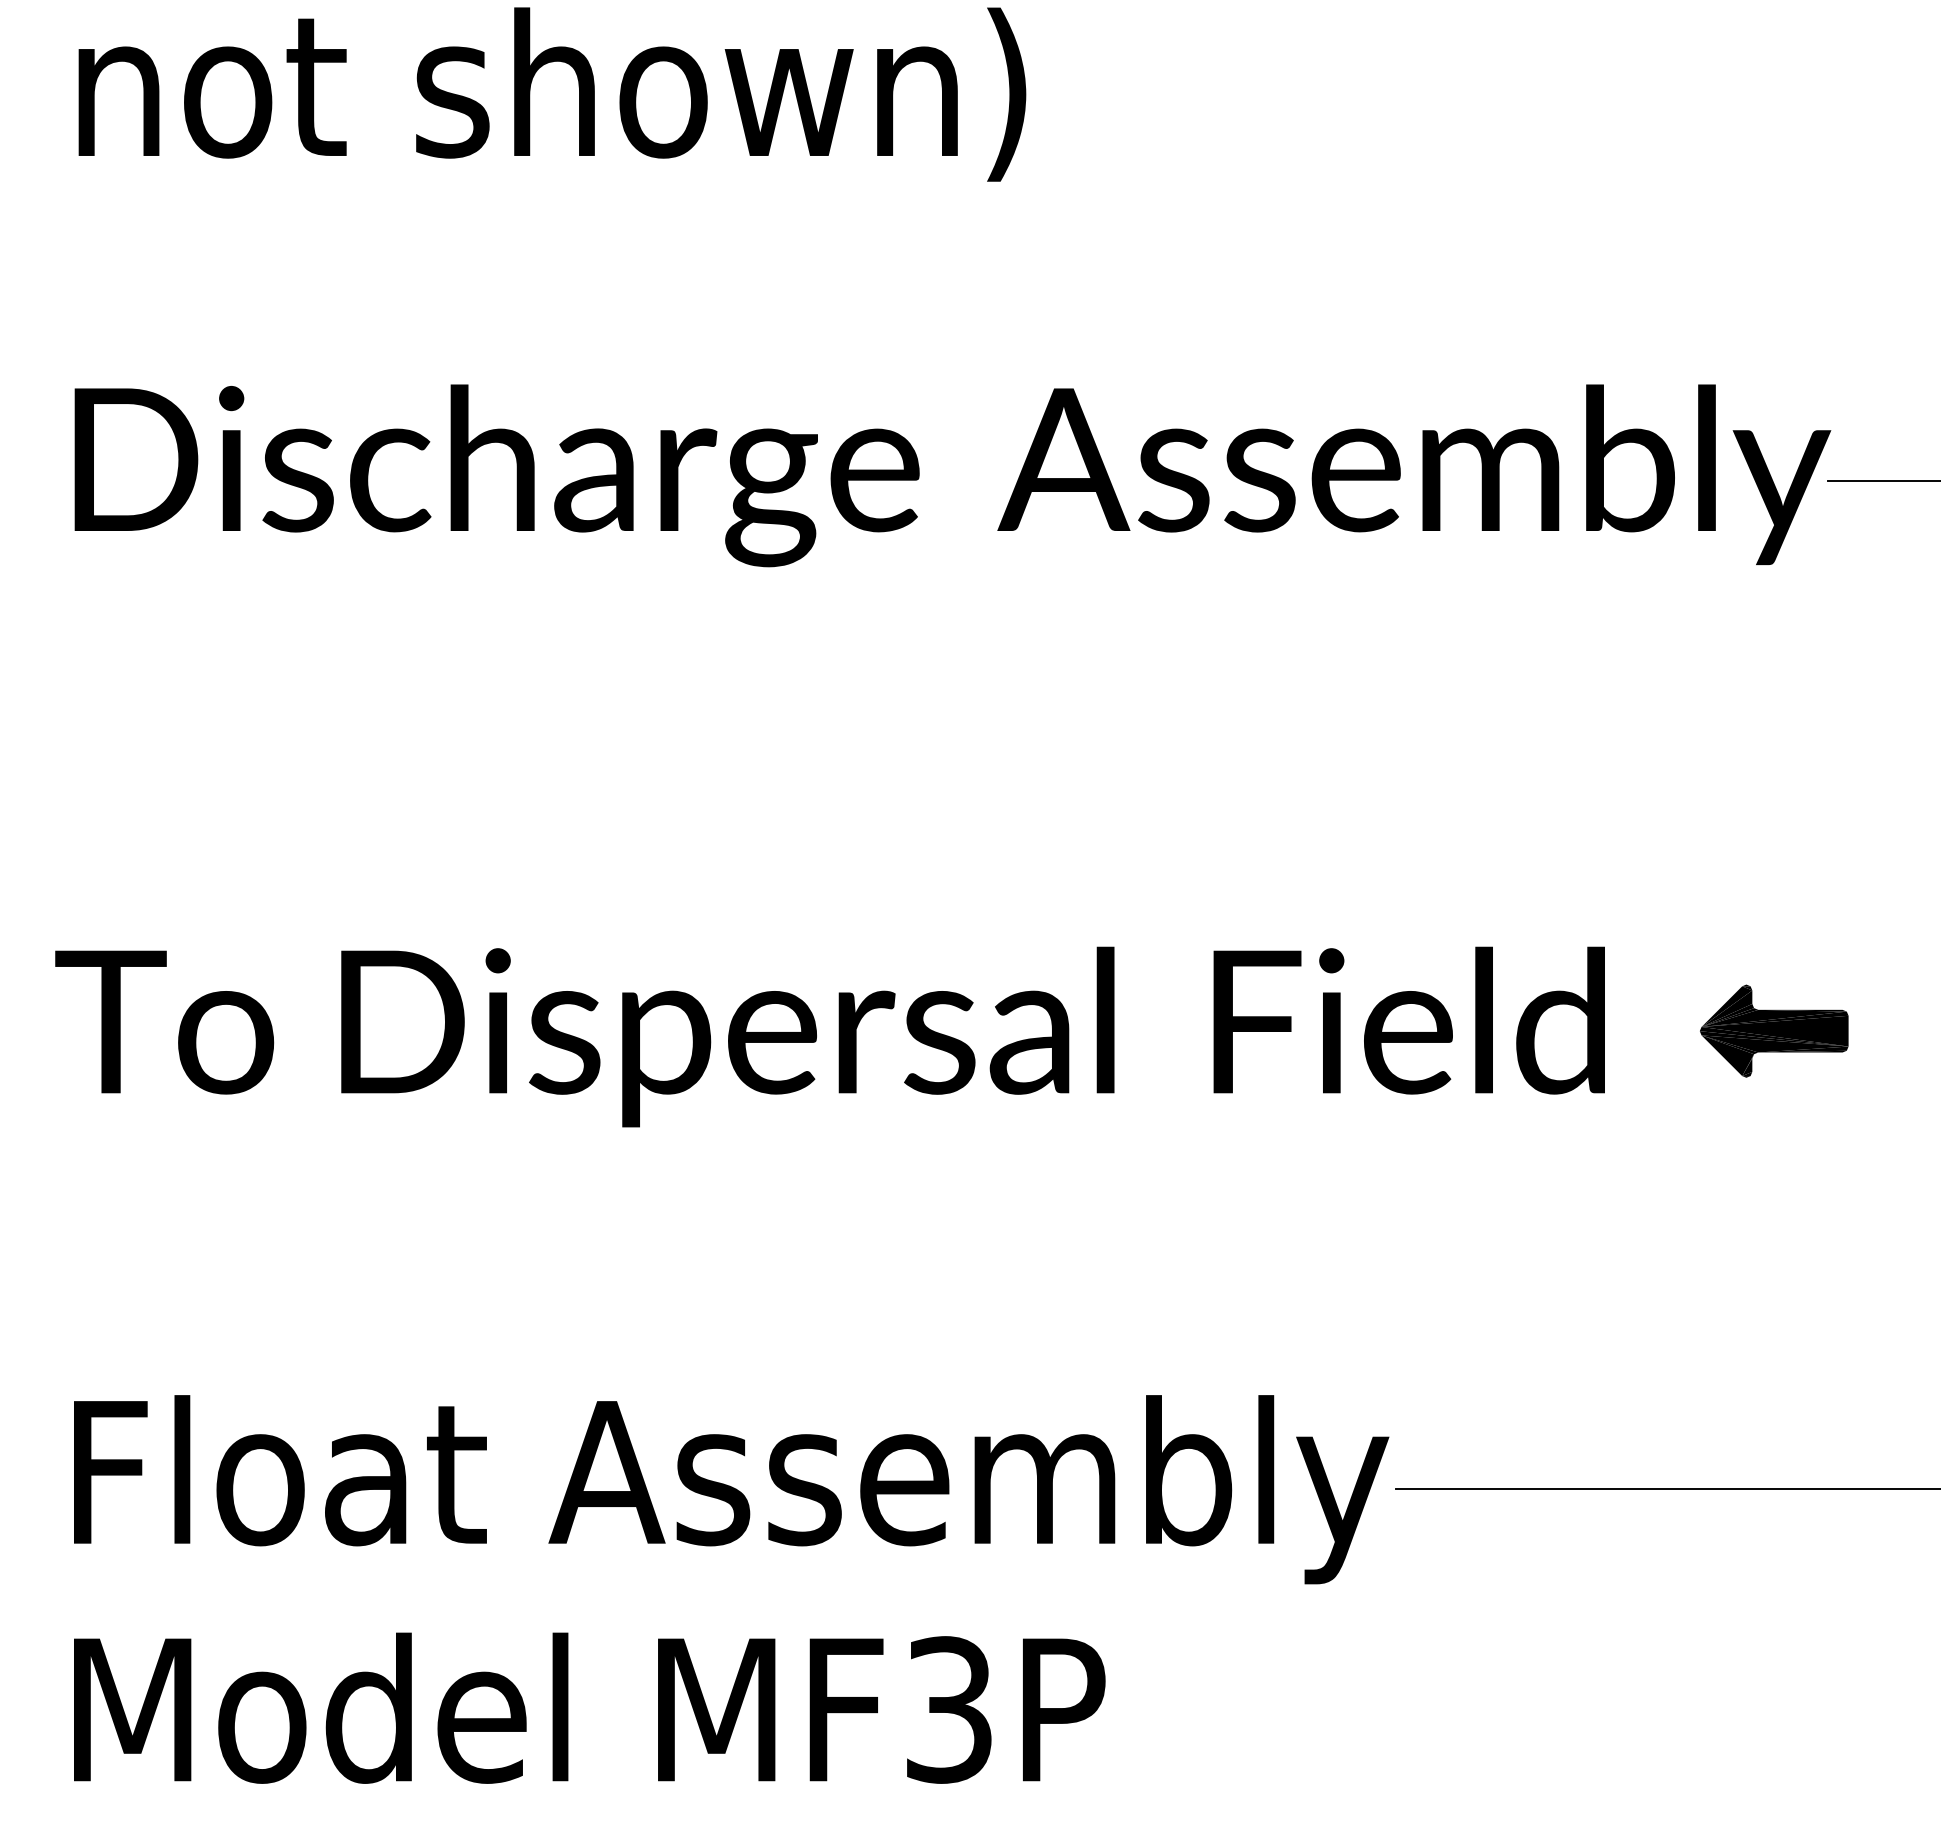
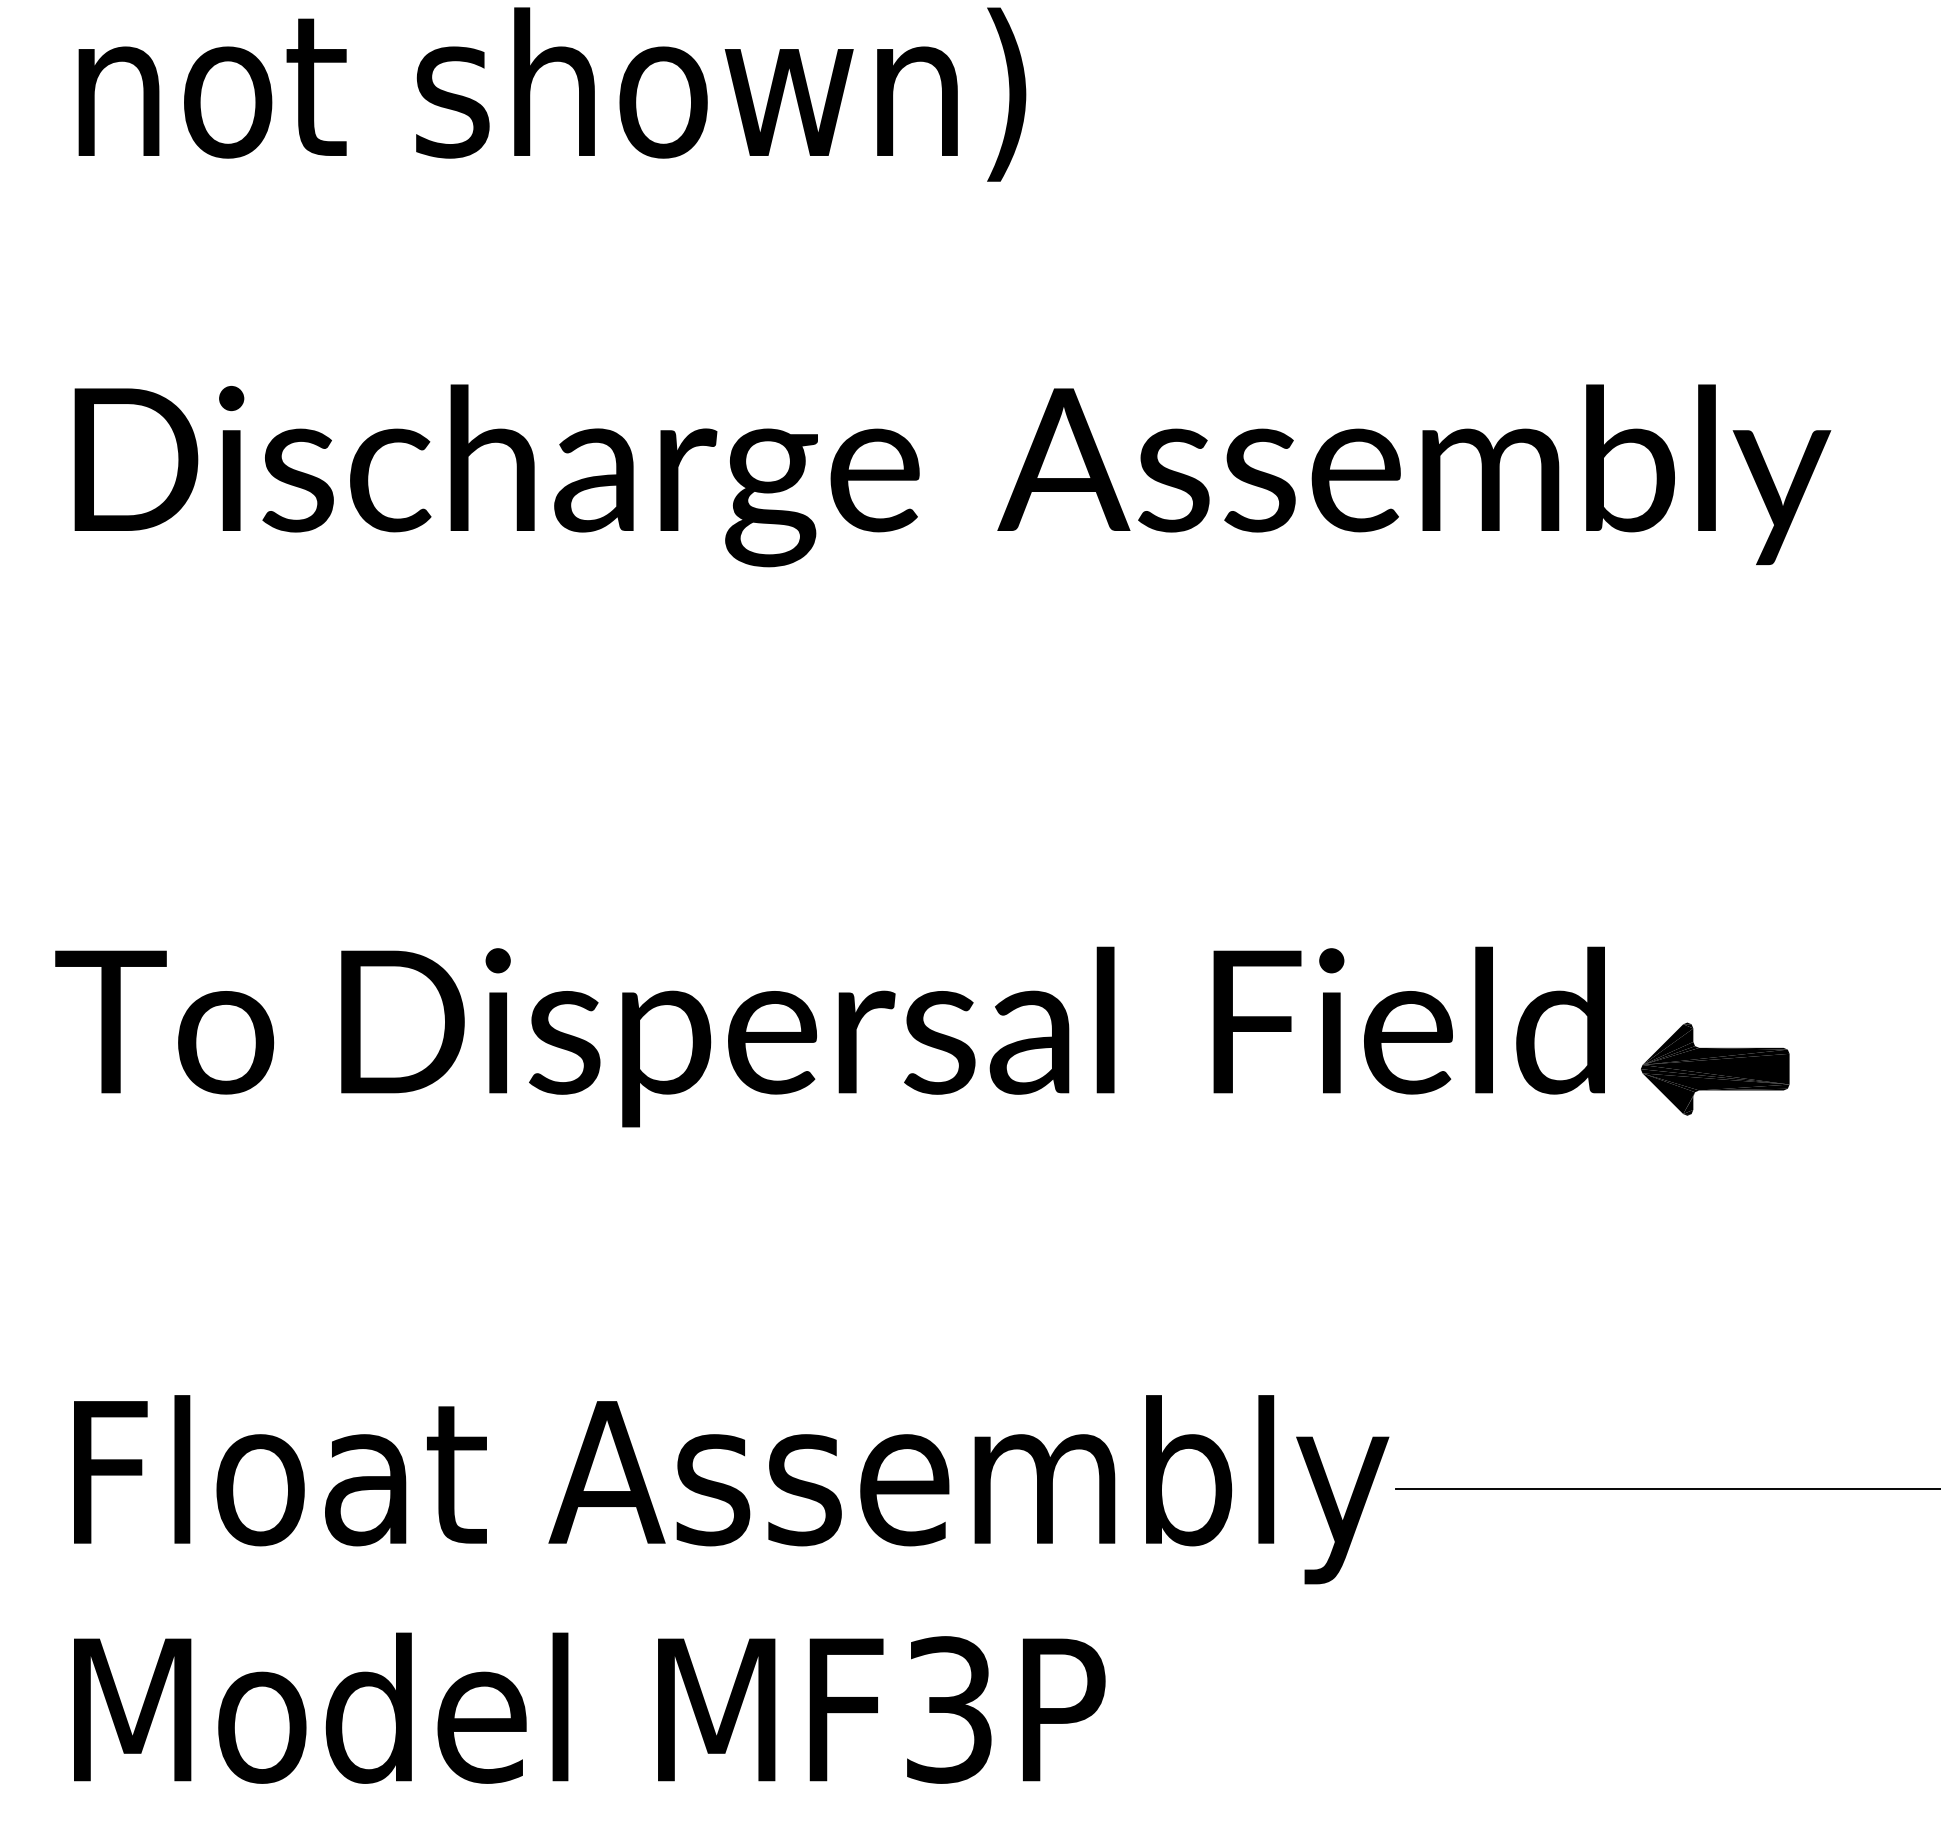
line: present -> none (1882, 480)
part position: (1774, 1030) -> (1715, 1068) (1715, 1068)
